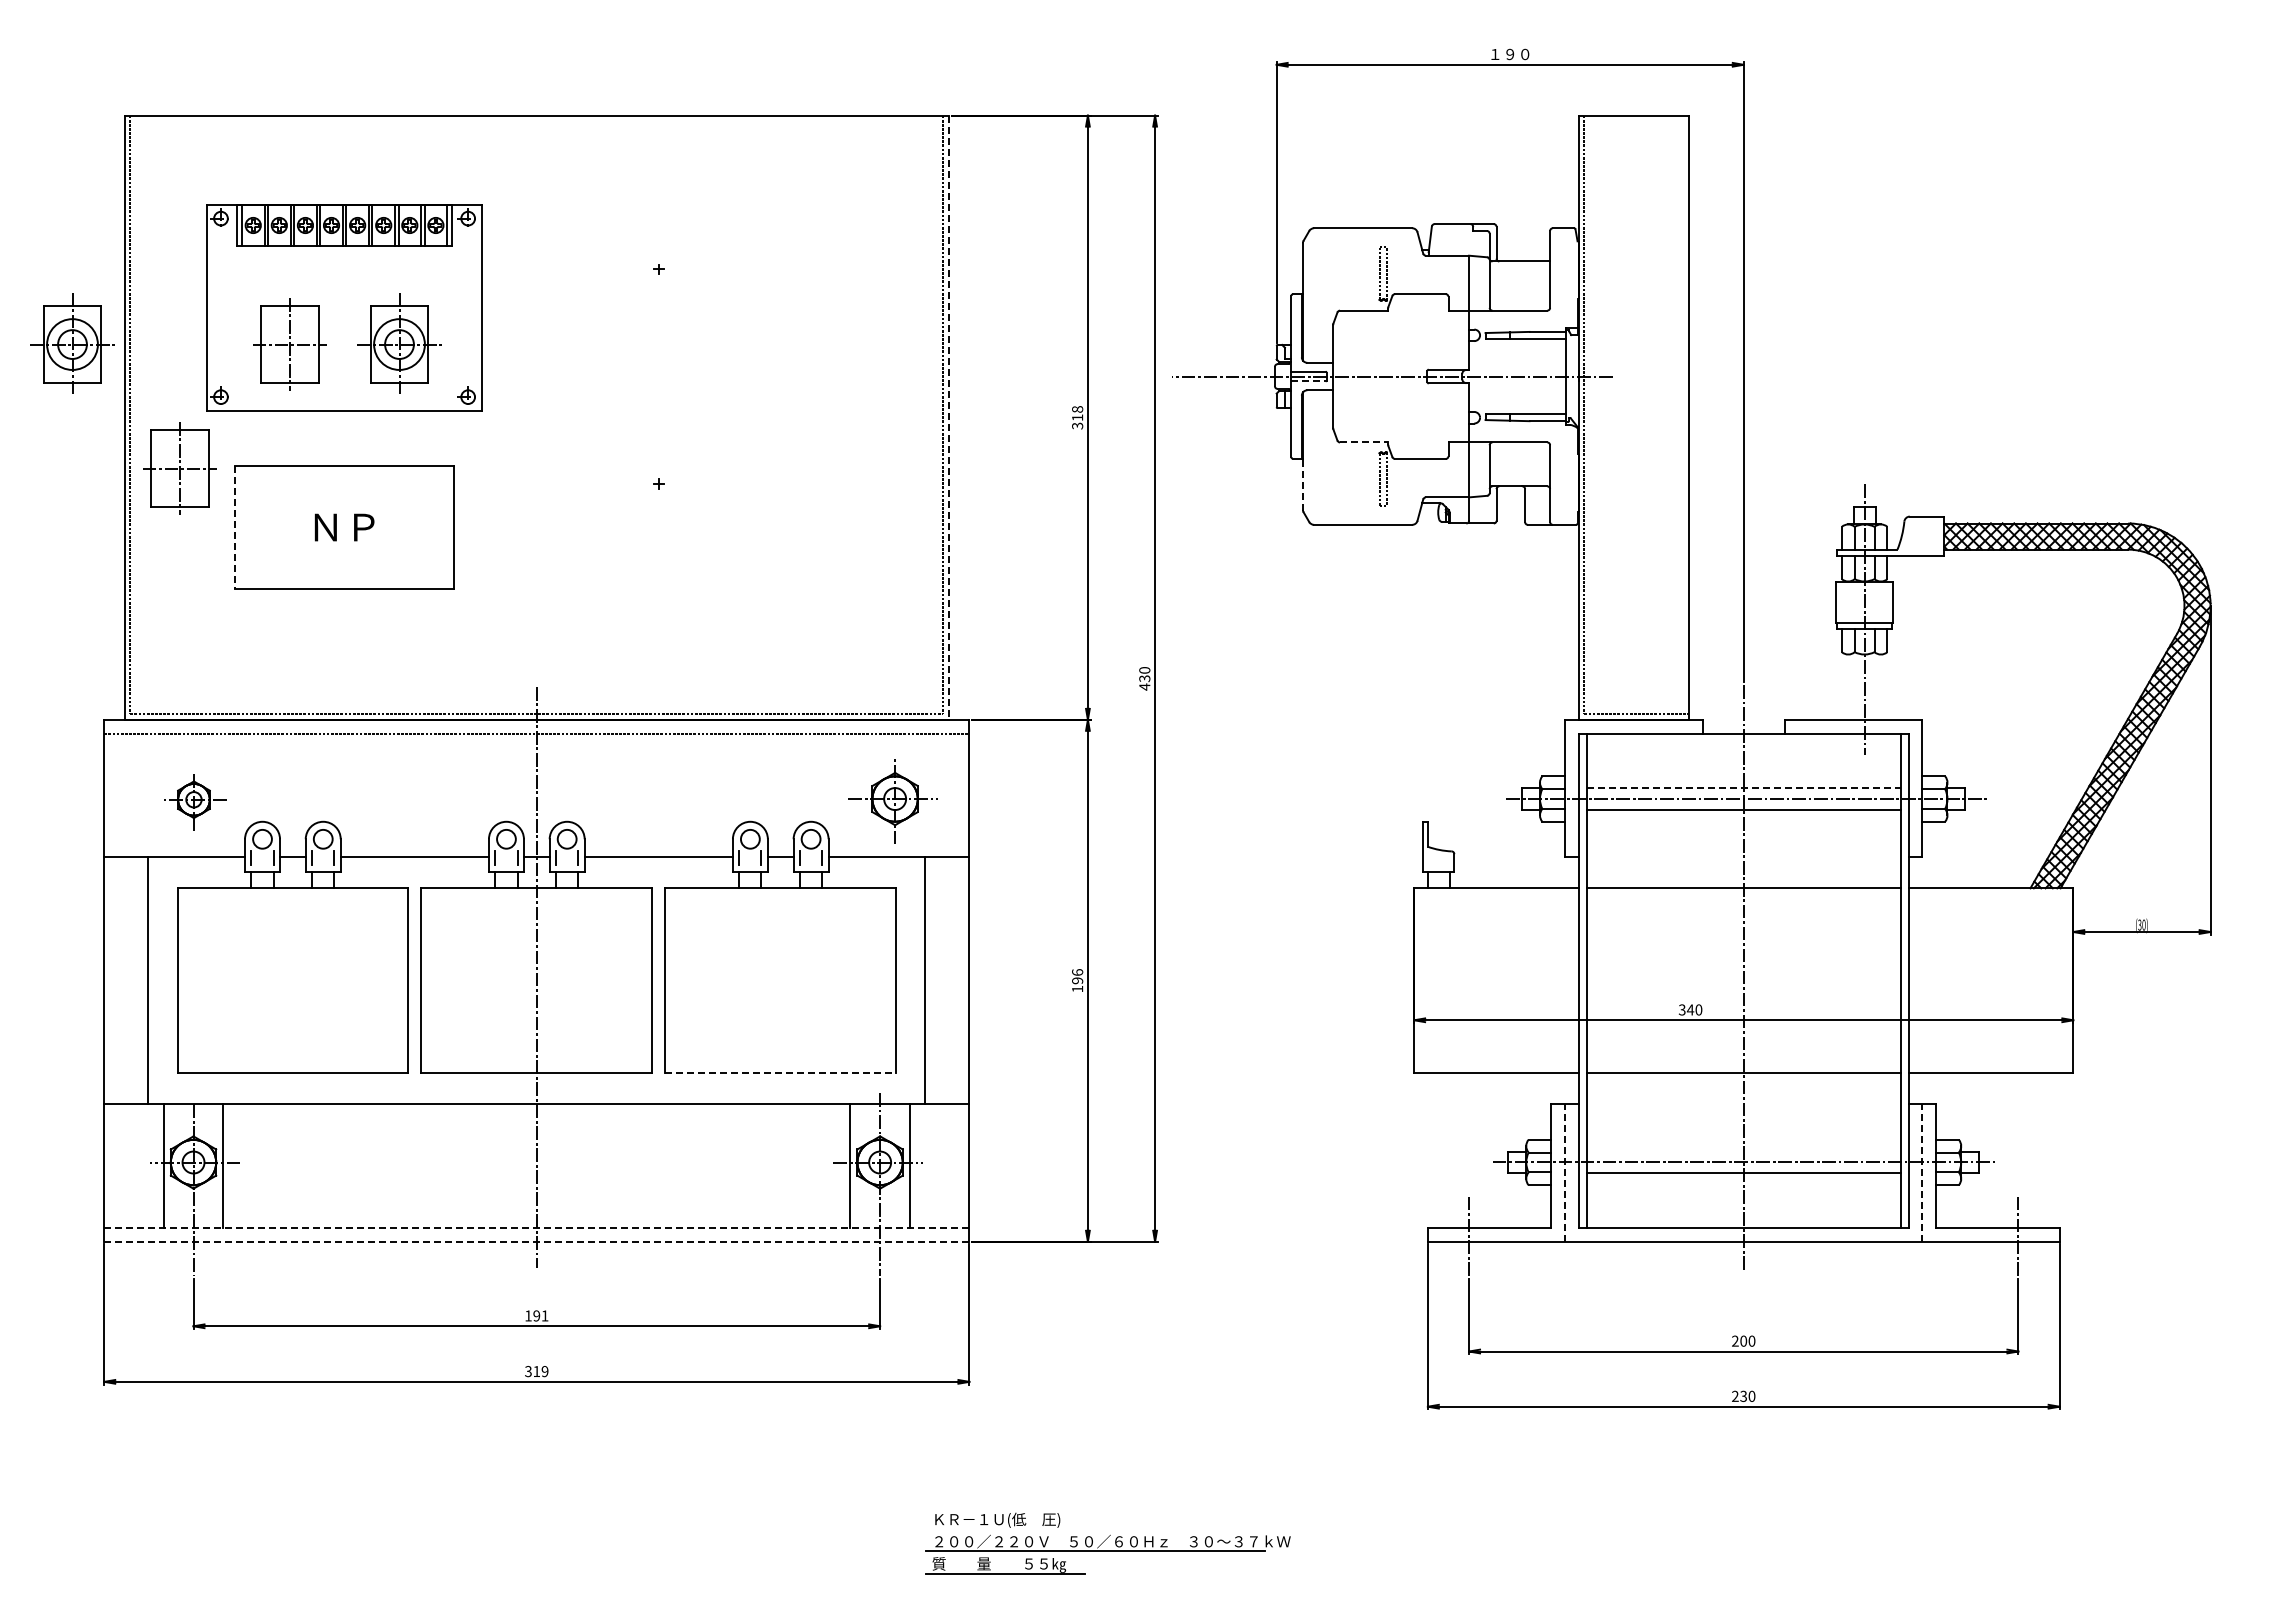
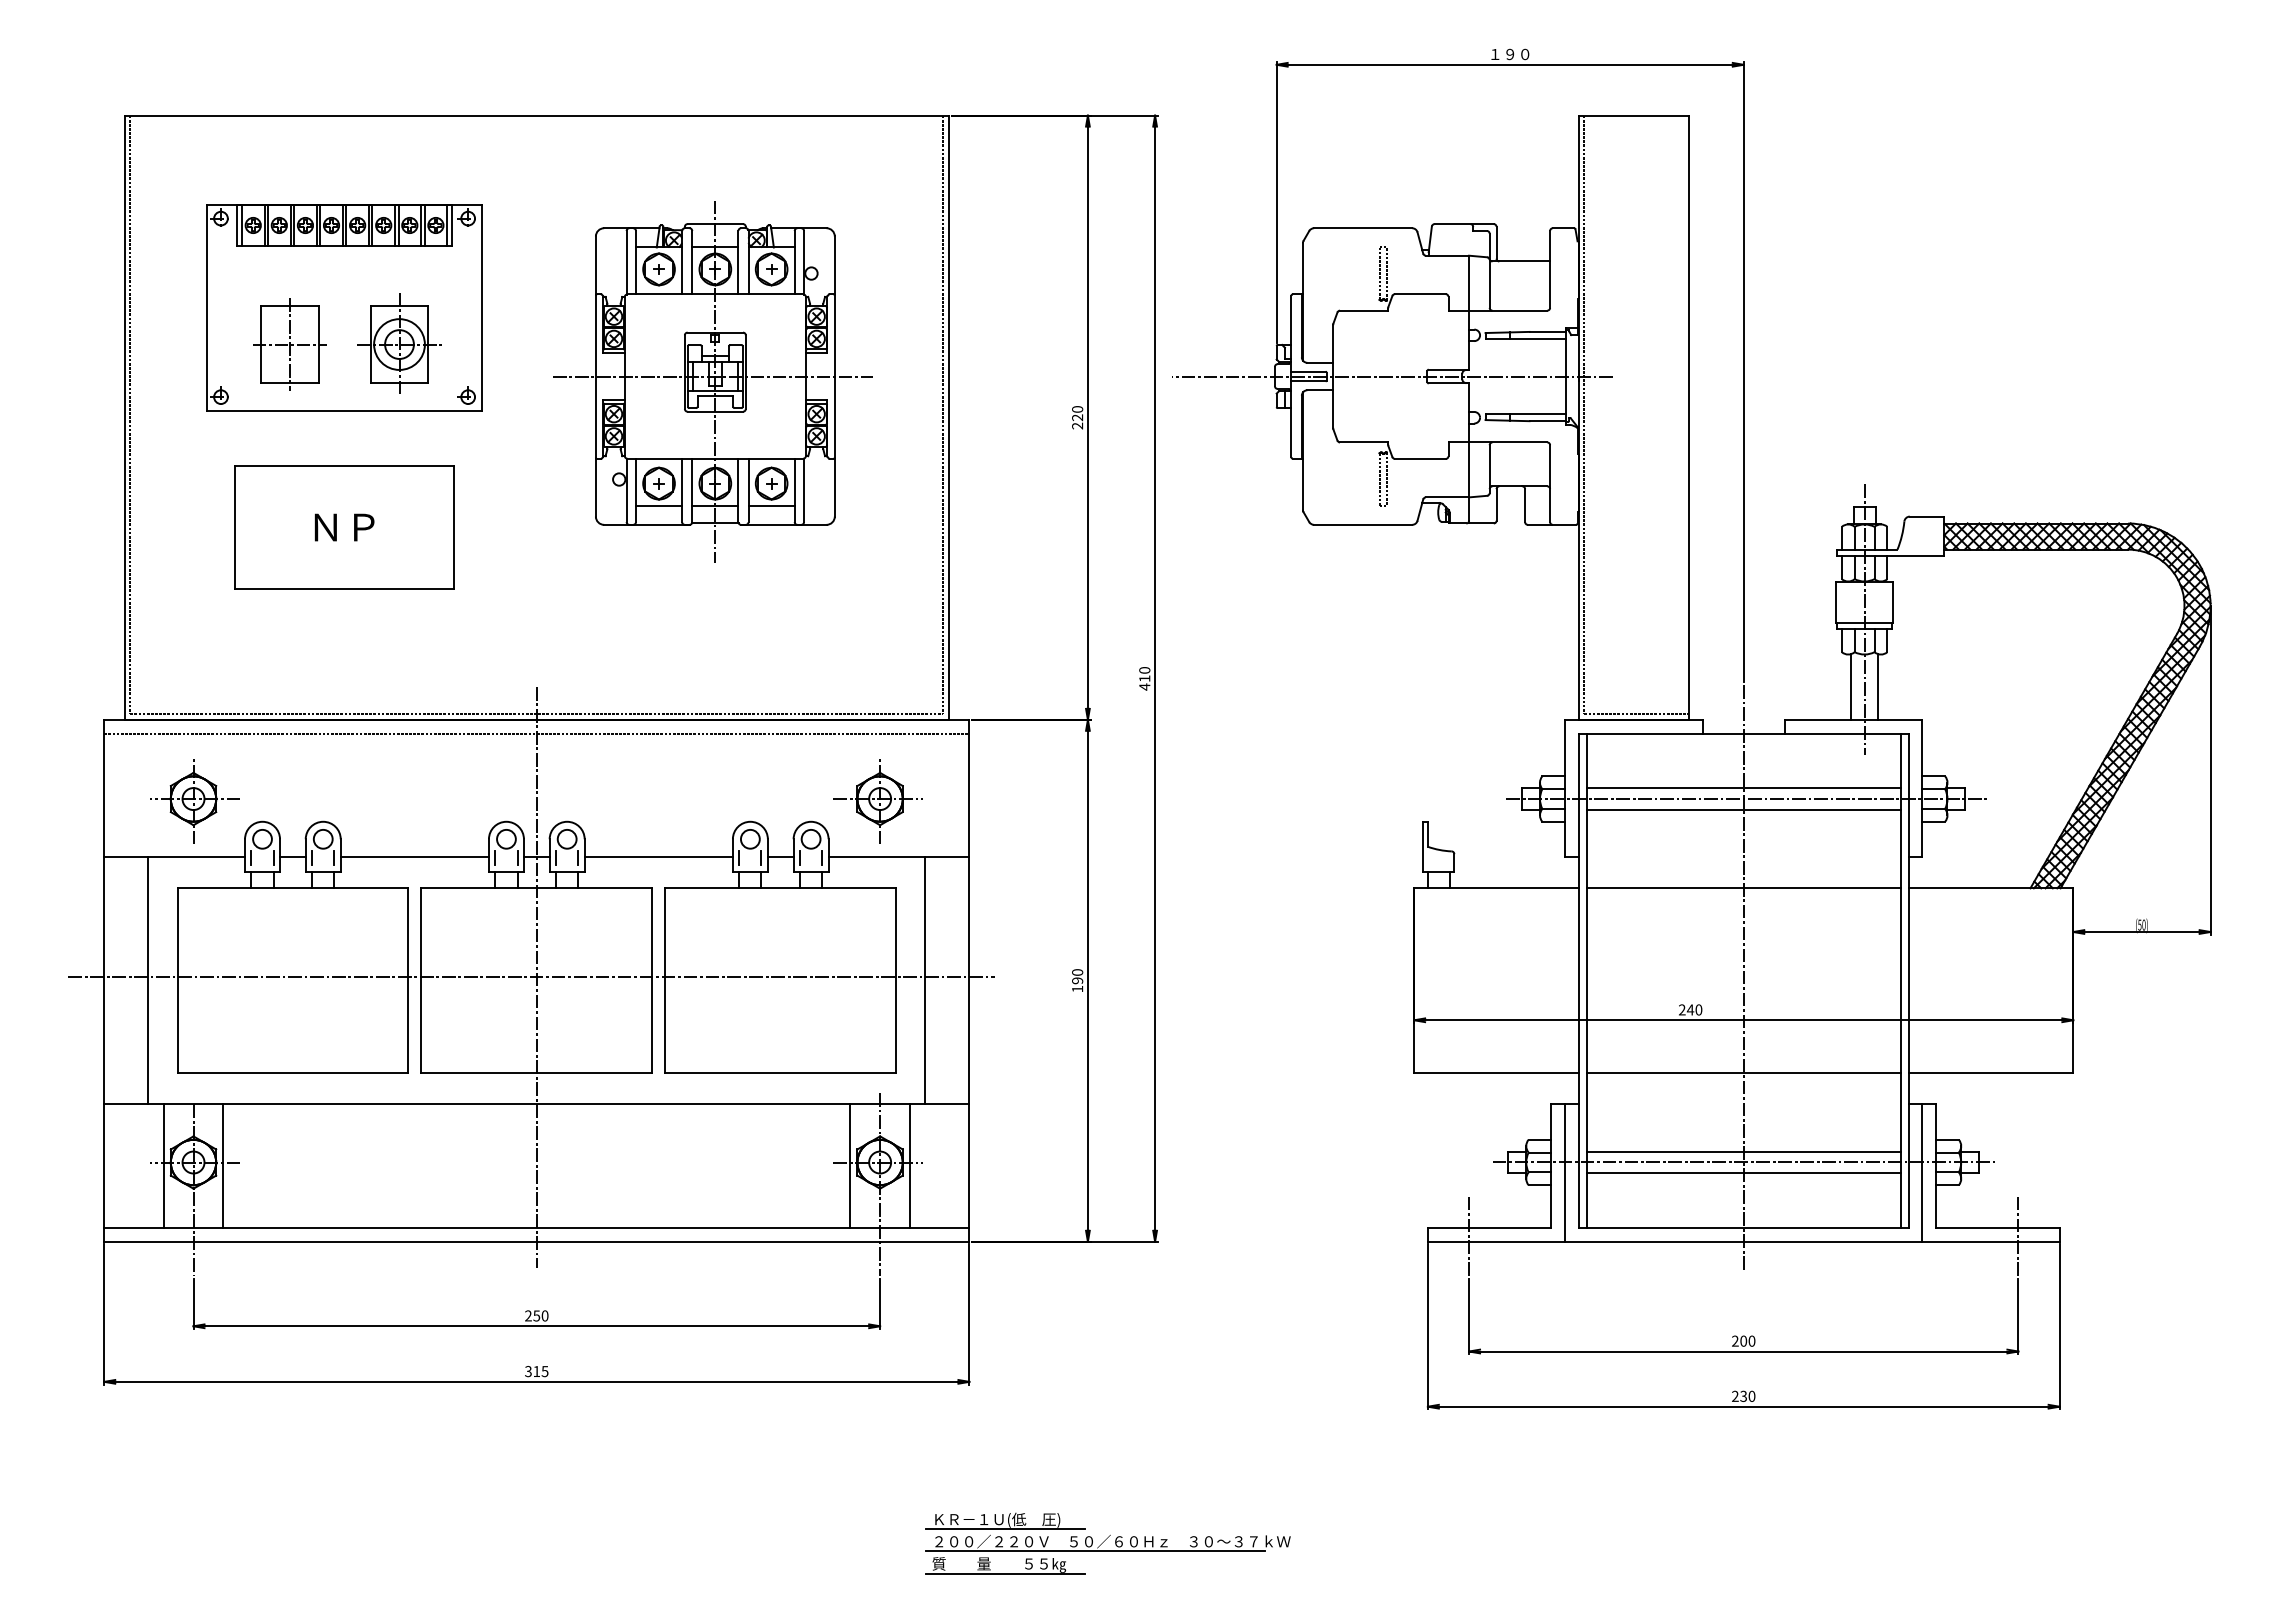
part: present -> none (72, 343)
part: none -> present (712, 381)
line: dashed -> solid (1309, 381)
text: 318 -> 220 (1077, 417)
line: dashed -> solid (948, 418)
line: dashed -> solid (1364, 442)
part: present -> none (179, 468)
line: dashed -> solid (1302, 484)
line: dashed -> solid (234, 527)
text: 430 -> 410 (1144, 678)
line: none -> present (1850, 686)
line: none -> present (1878, 686)
line: dashed -> solid (1743, 788)
part position: (892, 801) -> (877, 801) (877, 801)
part size: 63x57 px -> 90x85 px (194, 801)
text: (30) -> (50) (2139, 924)
text: 196 -> 190 (1077, 972)
line: none -> present (531, 977)
text: 340 -> 240 (1682, 1010)
line: dashed -> solid (781, 1073)
line: none -> present (1743, 1151)
line: dashed -> solid (1565, 1173)
line: dashed -> solid (1922, 1173)
line: dashed -> solid (536, 1228)
line: dashed -> solid (536, 1241)
text: 191 -> 250 (536, 1315)
text: 319 -> 315 (544, 1371)
line: none -> present (1005, 1529)
